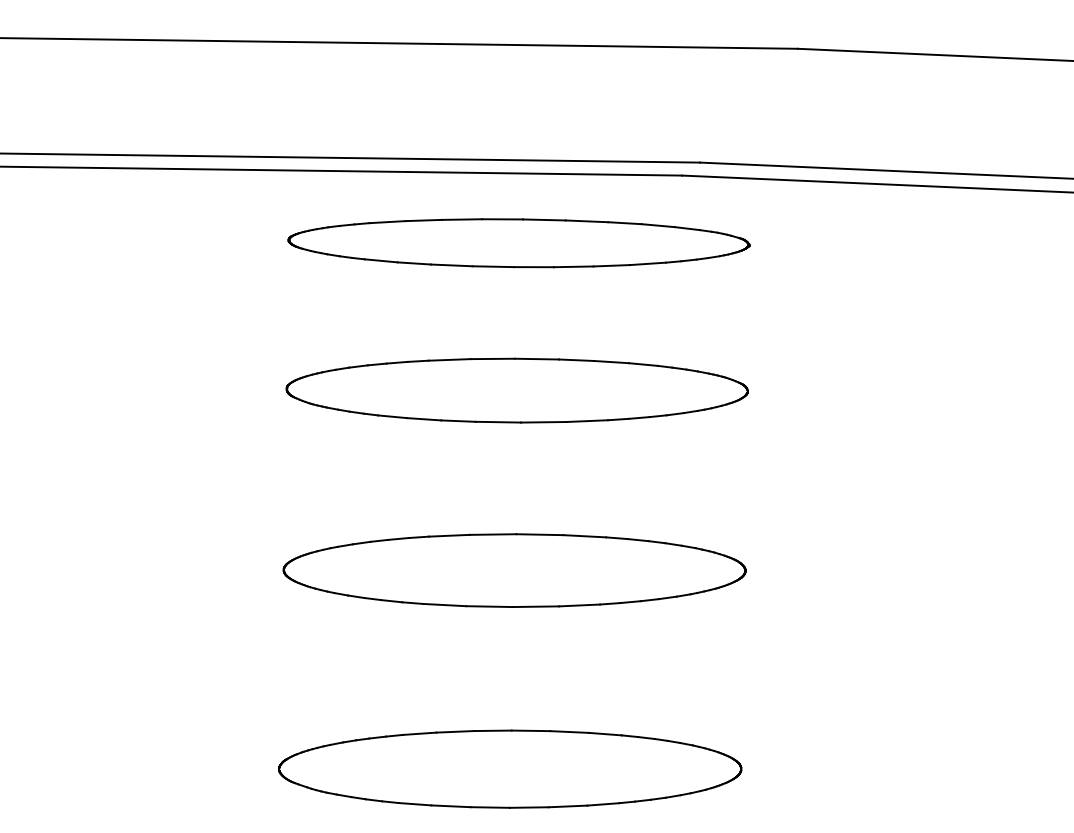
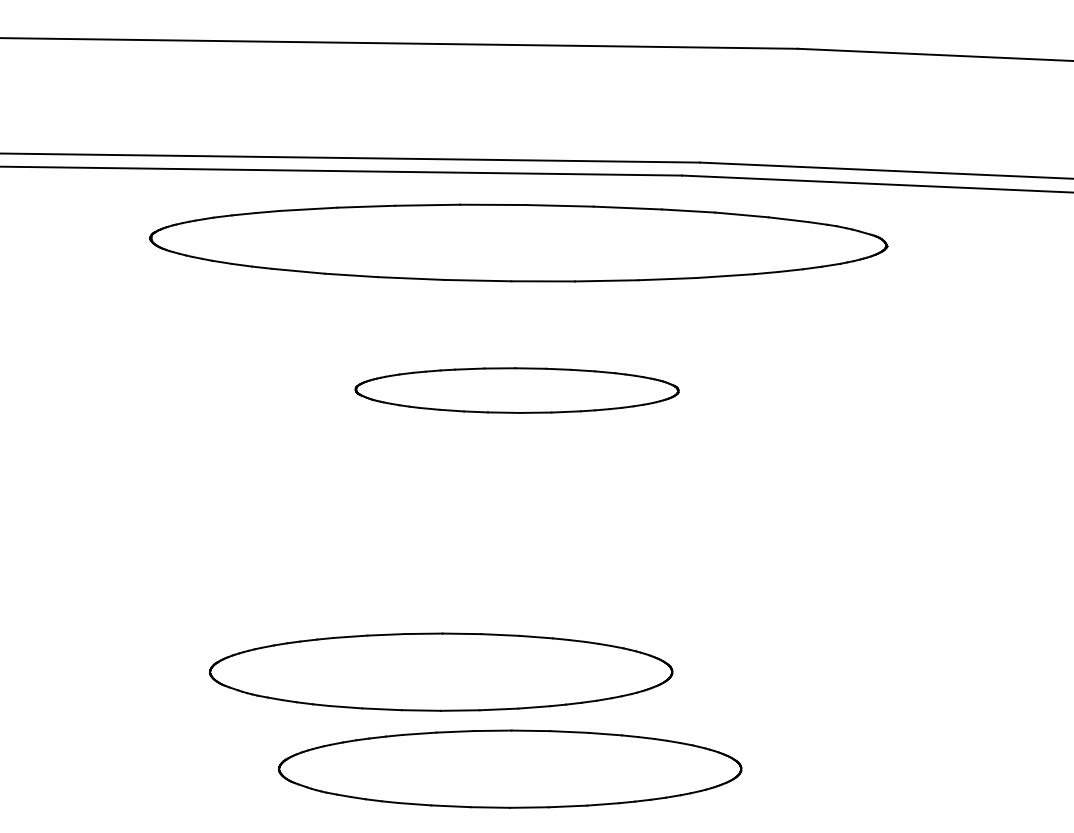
part size: 464x51 px -> 740x80 px (518, 242)
part size: 464x67 px -> 326x47 px (516, 390)
part: present -> none (514, 570)
part: none -> present (441, 671)
